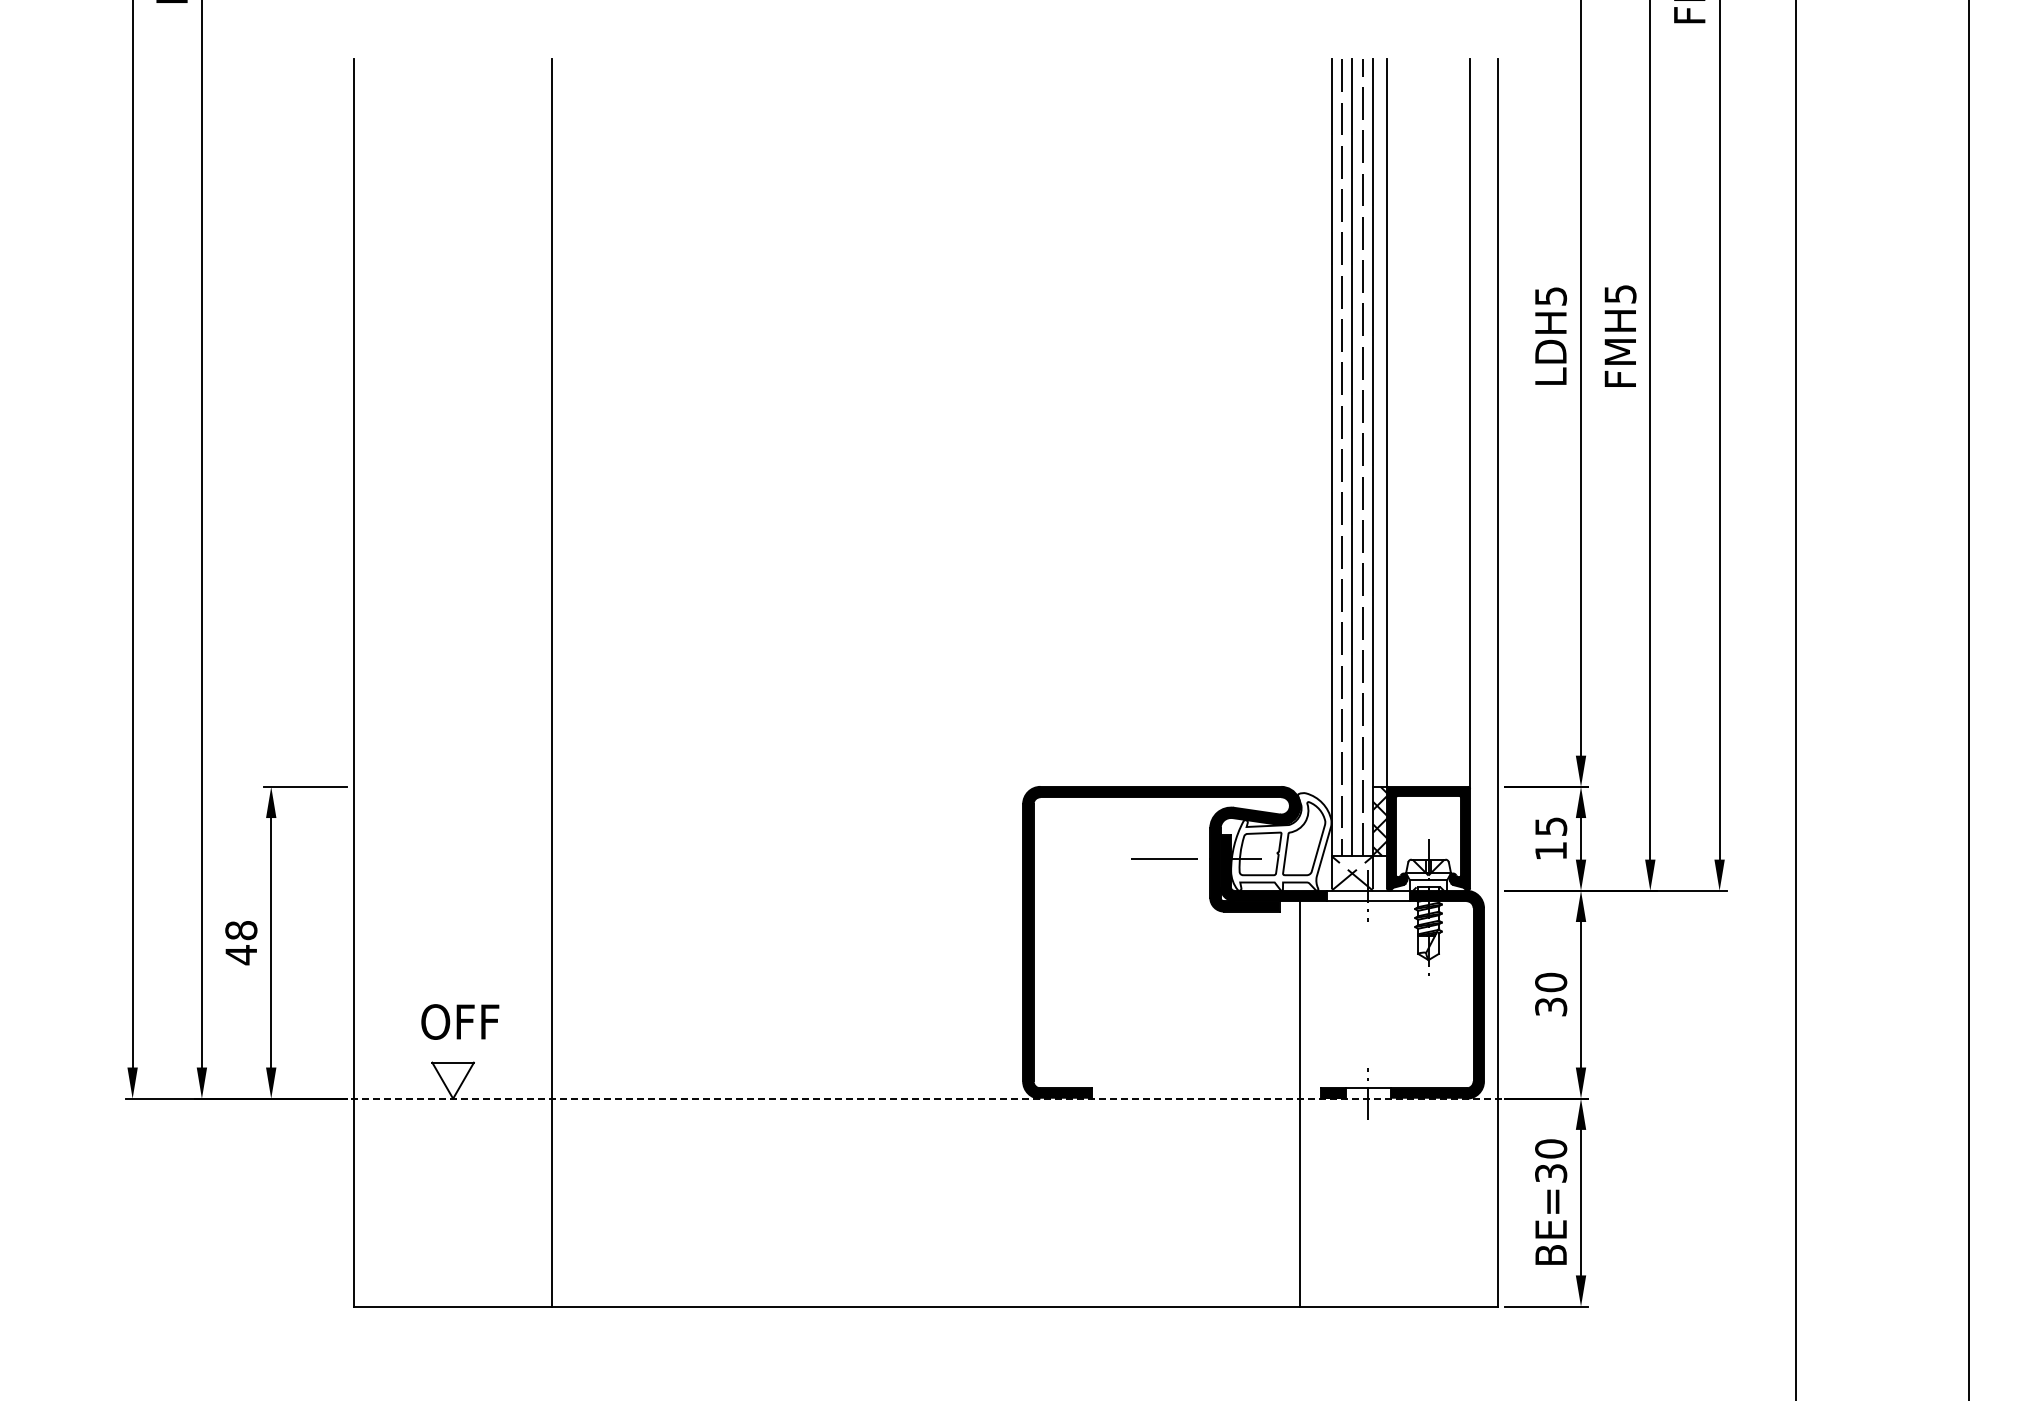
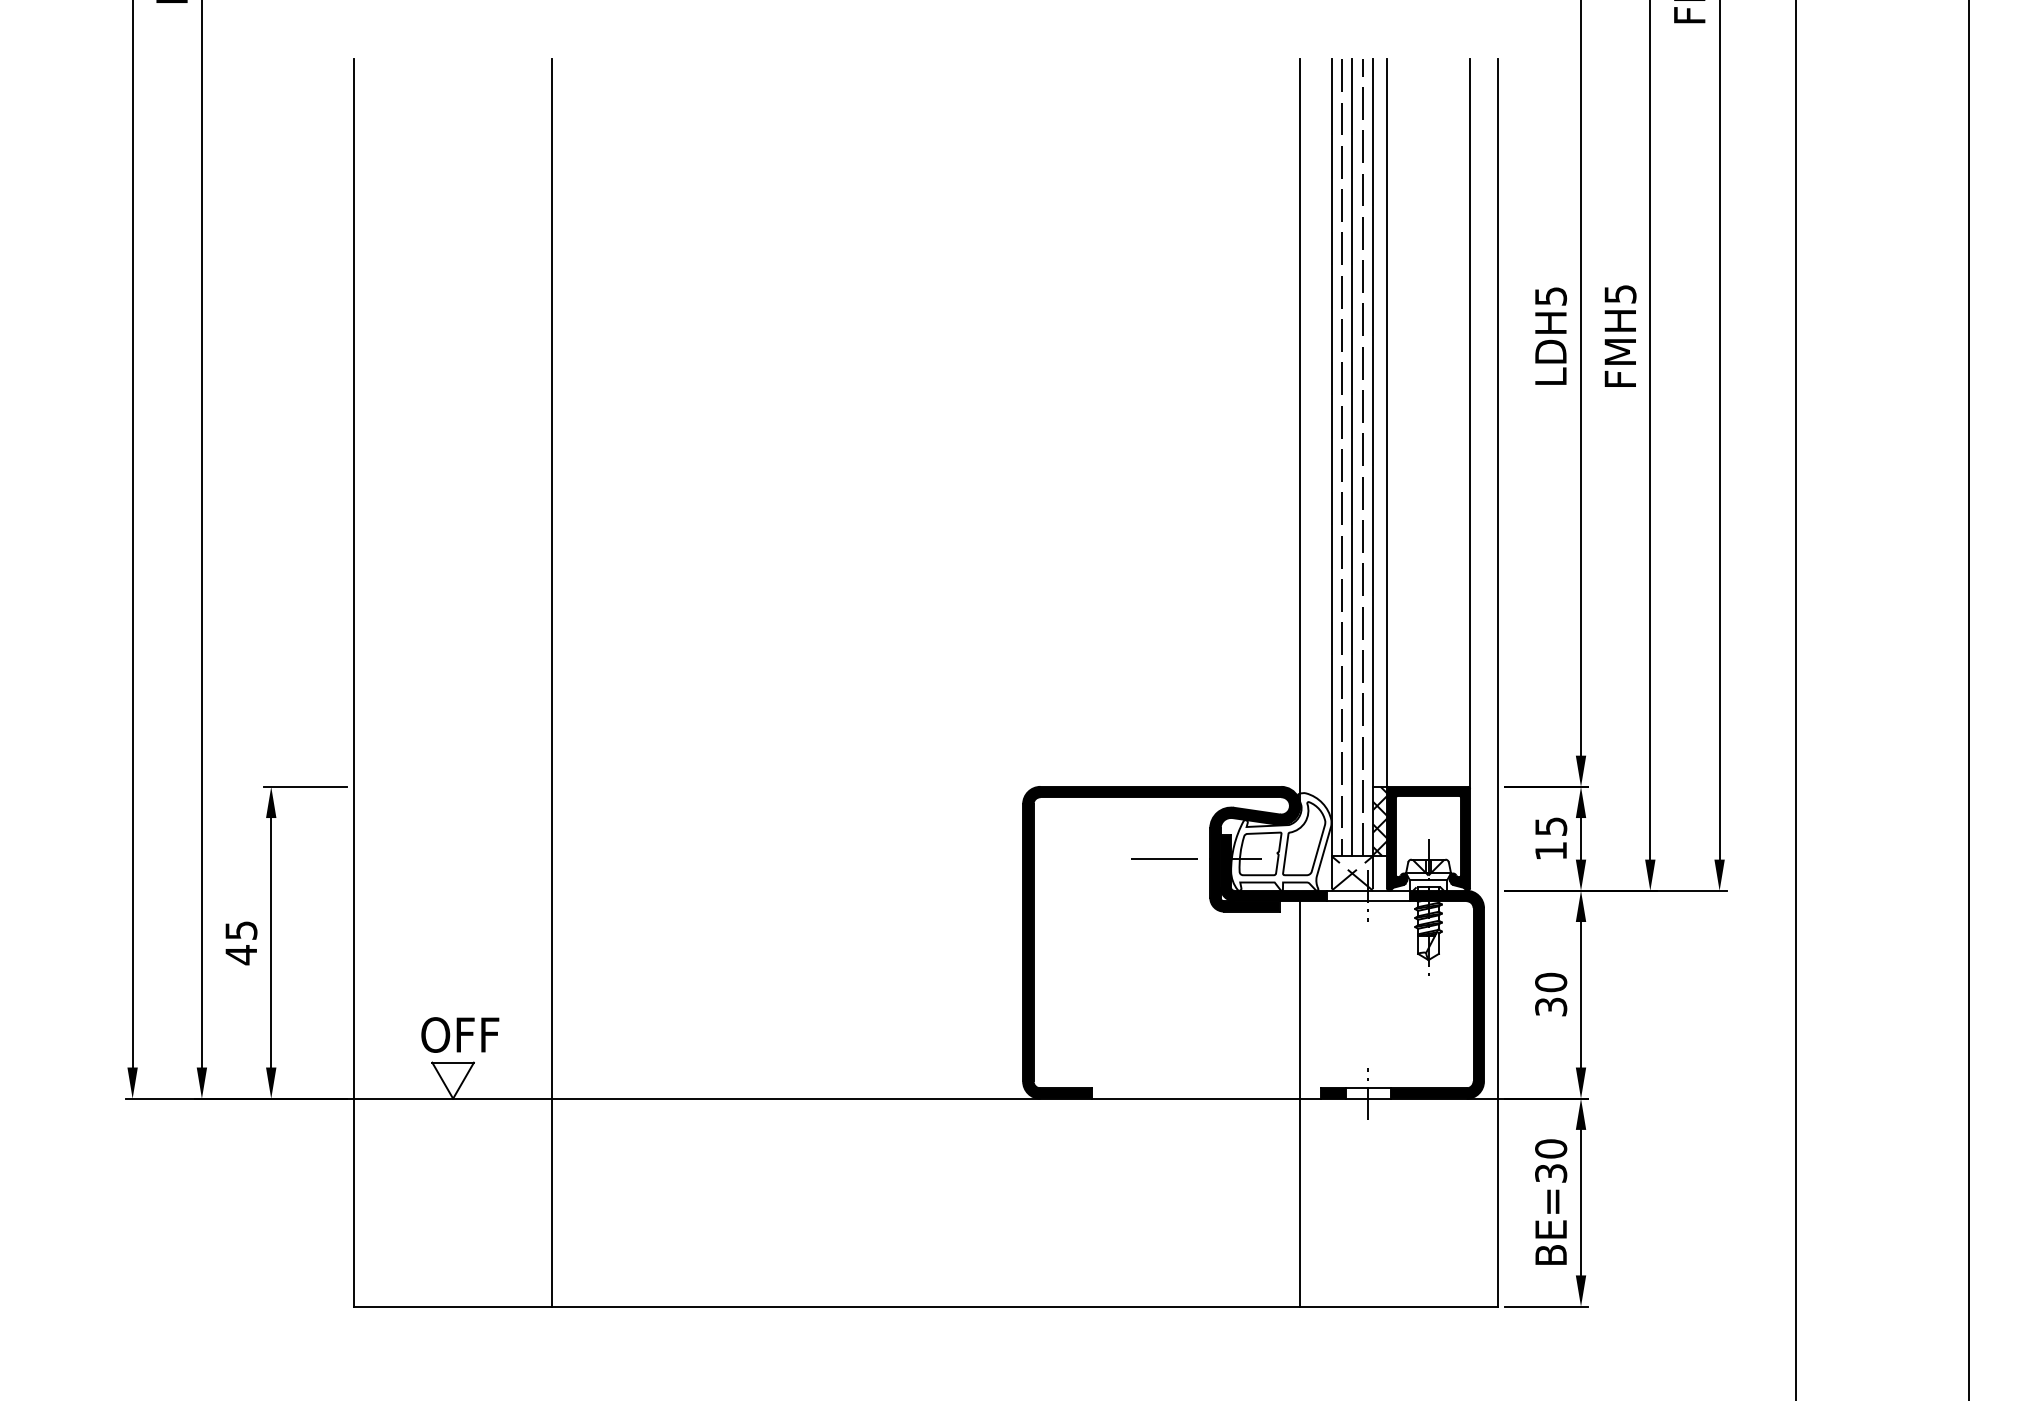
line: none -> present (1300, 431)
text: 48 -> 45 (241, 930)
text position: (460, 1021) -> (460, 1034) (460, 1034)
line: dashed -> solid (926, 1098)
